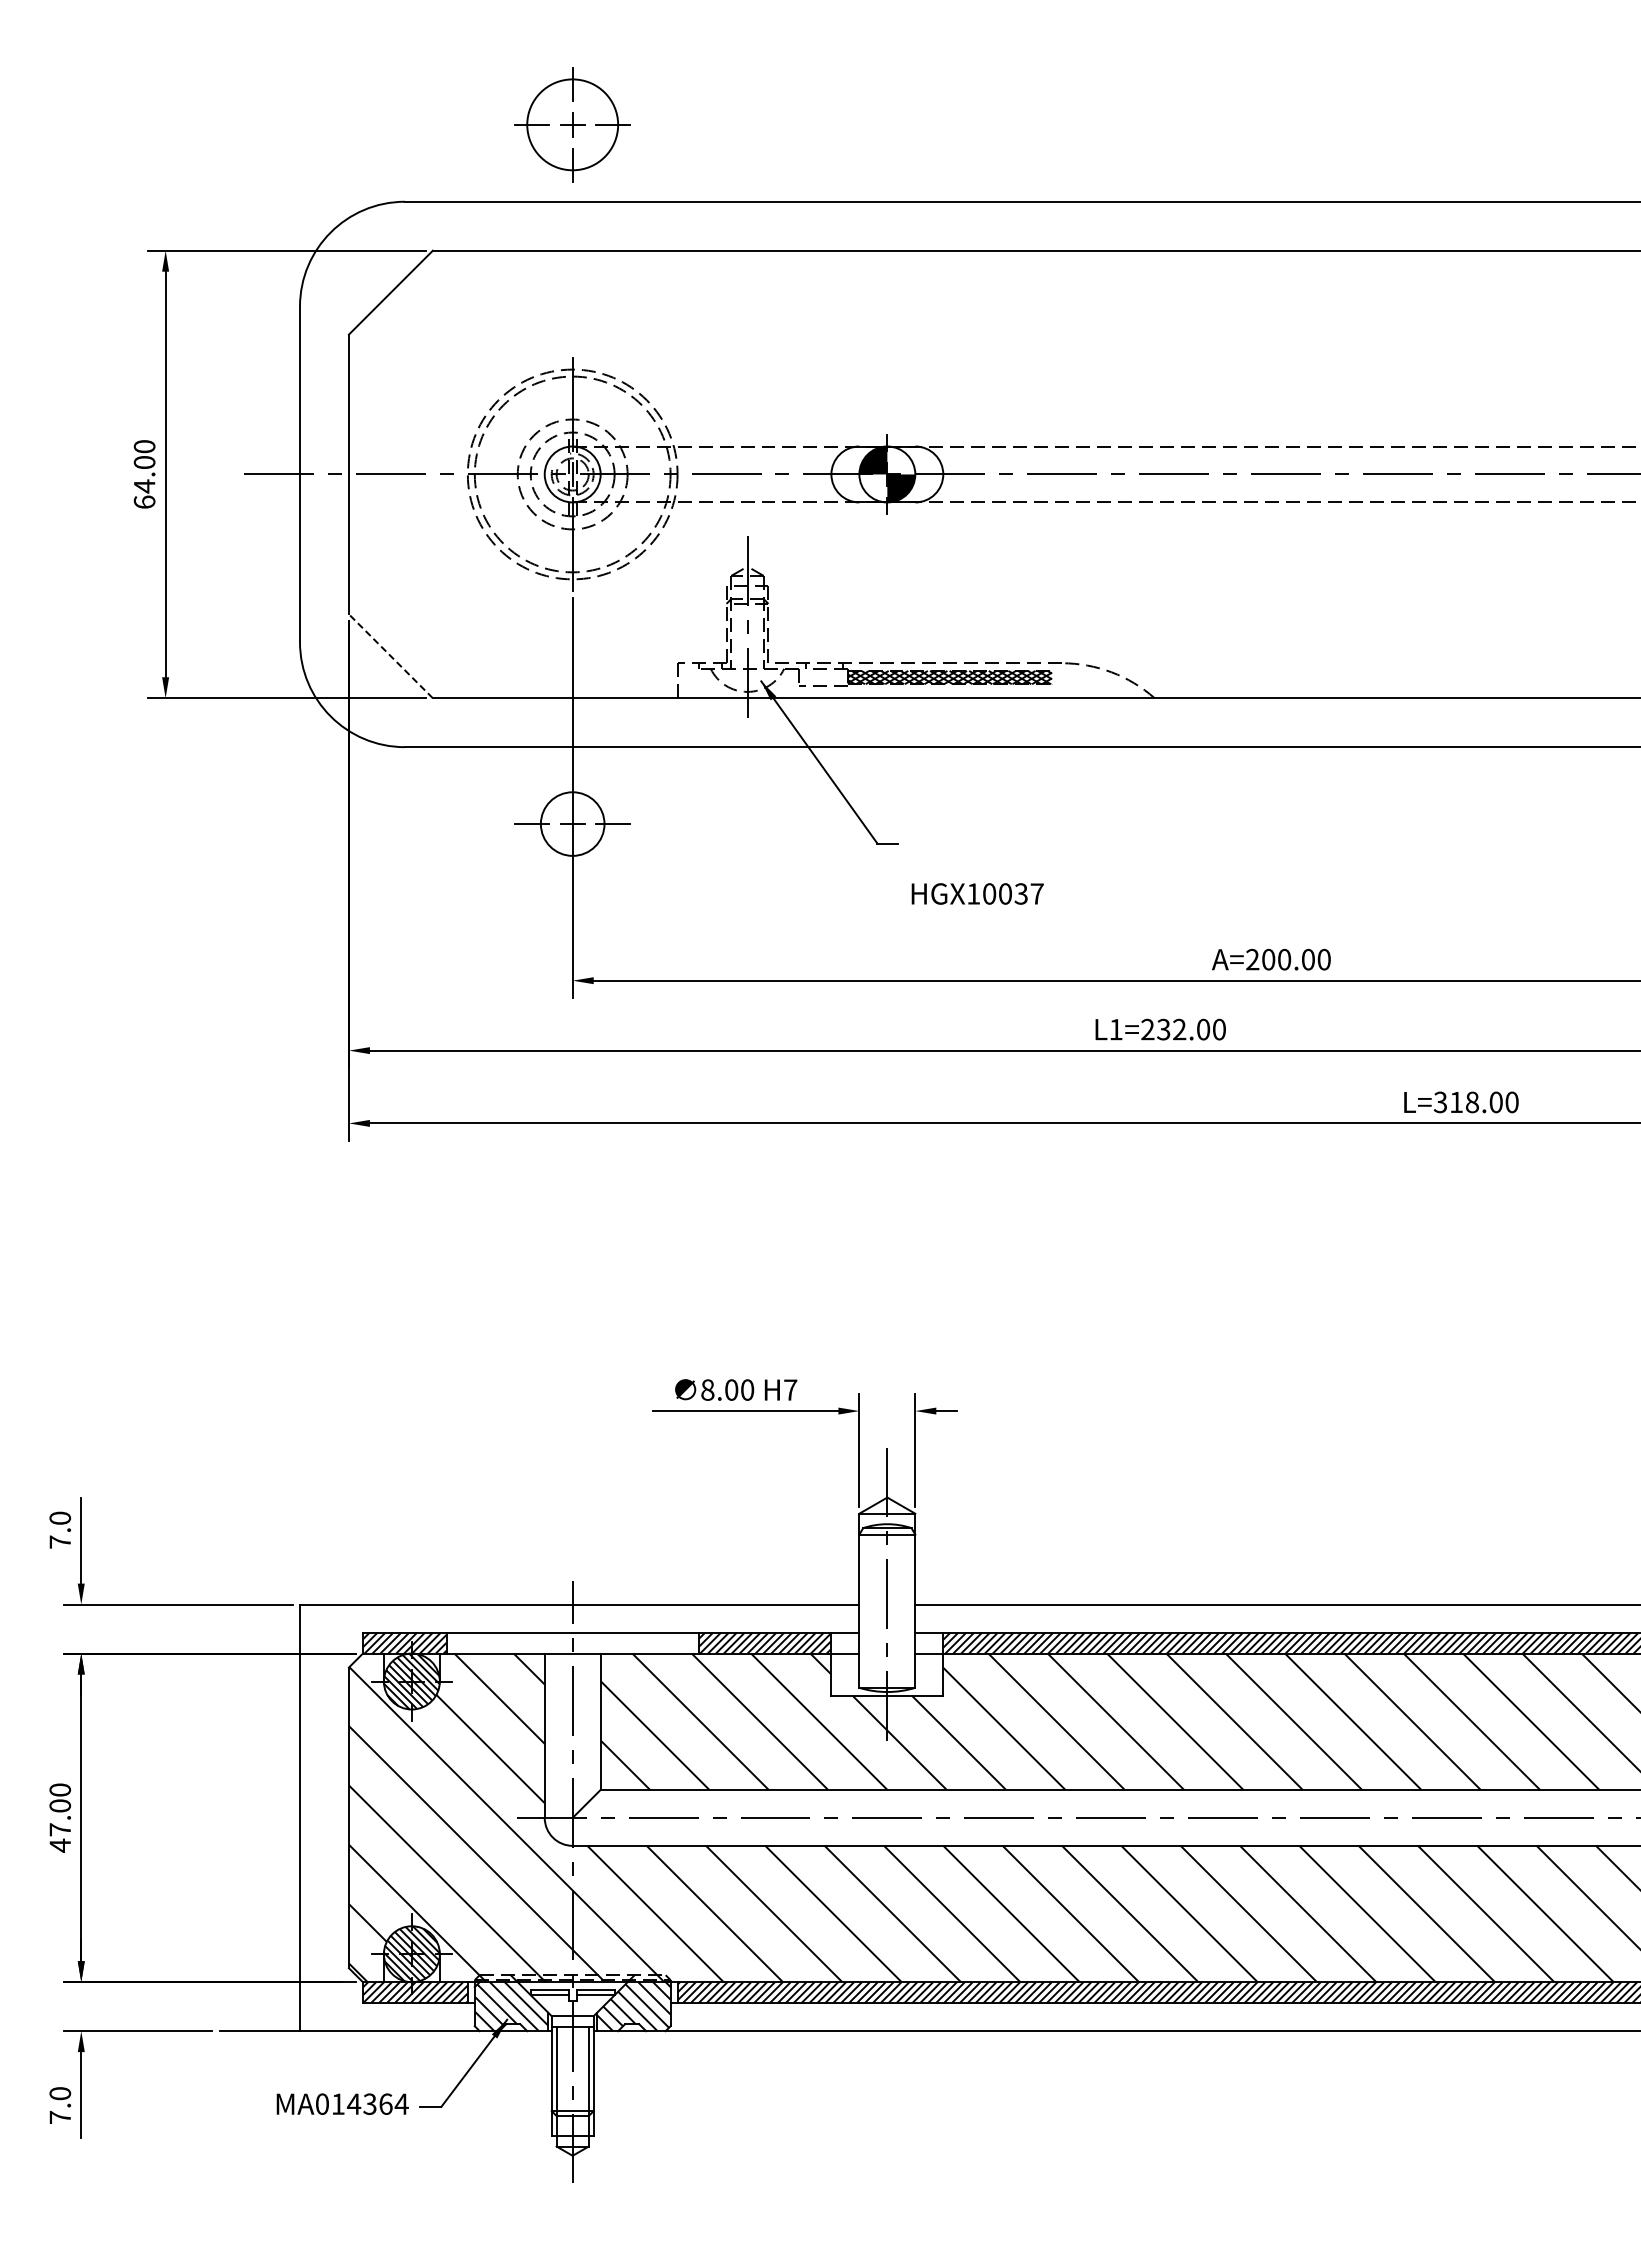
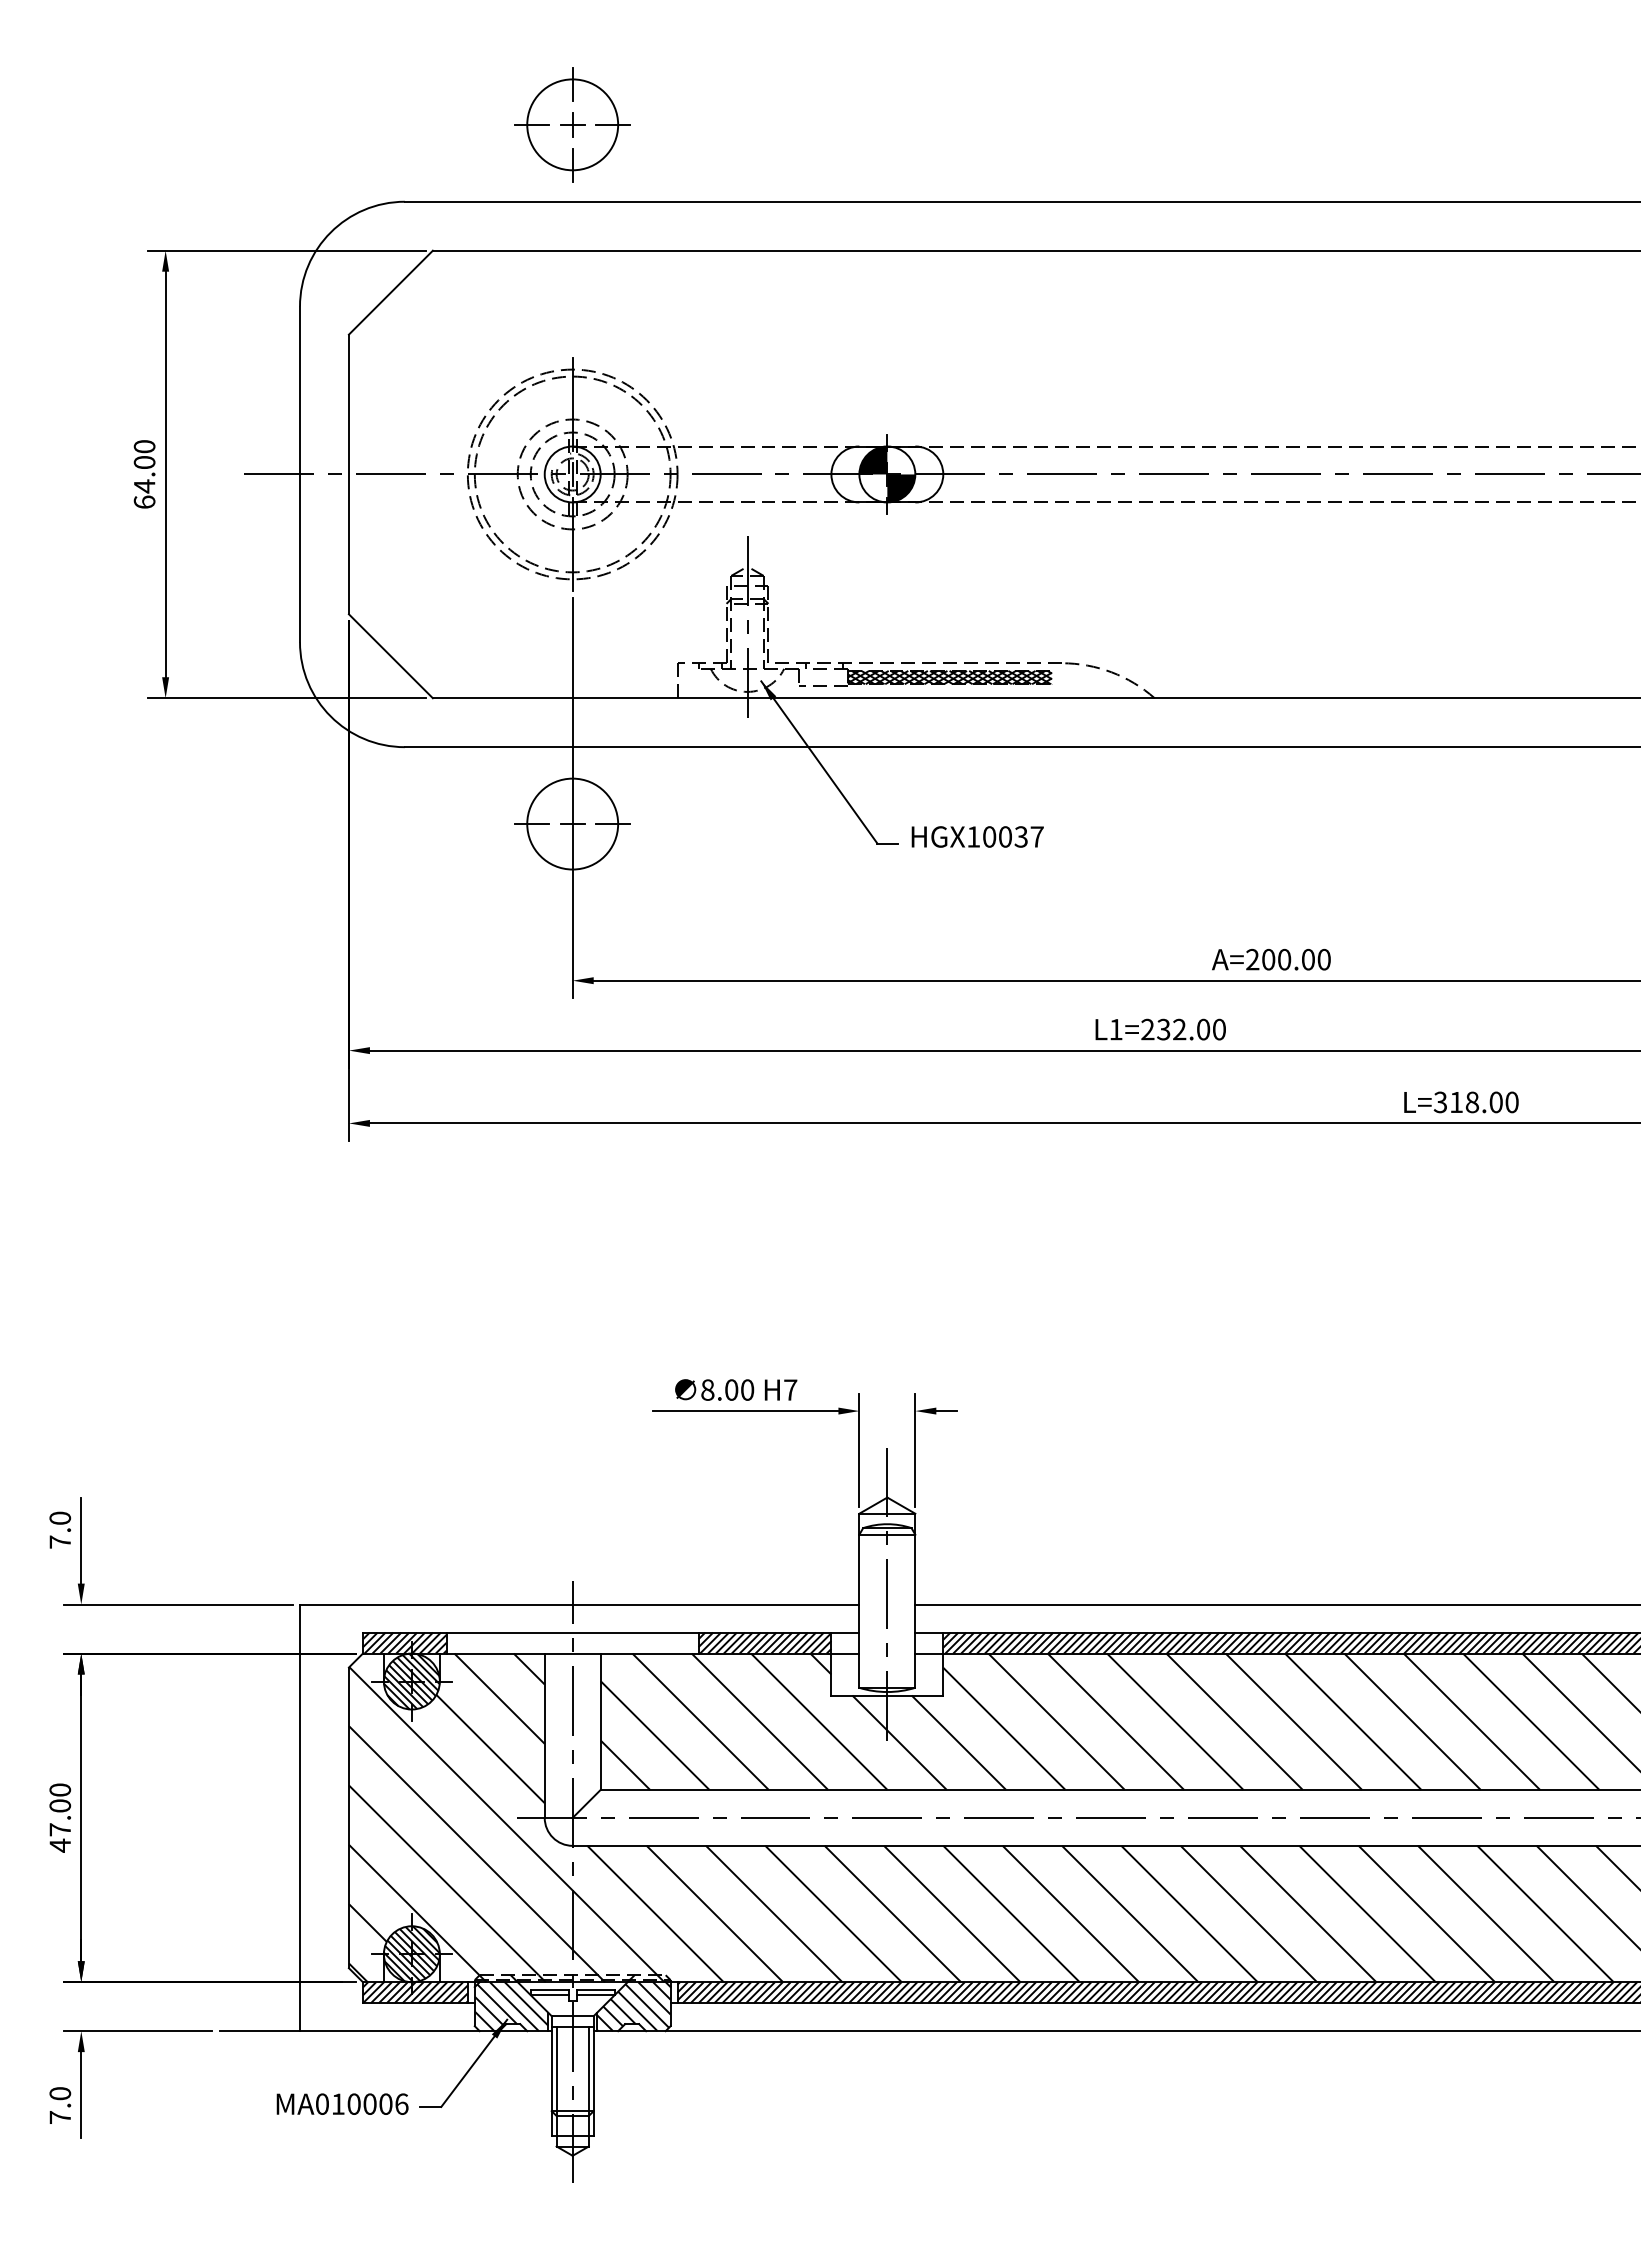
line: dashed -> solid (390, 655)
circle diameter: 64 px -> 91 px (572, 823)
text position: (977, 893) -> (977, 836) (977, 836)
text: MA014364 -> MA010006 (377, 2103)
